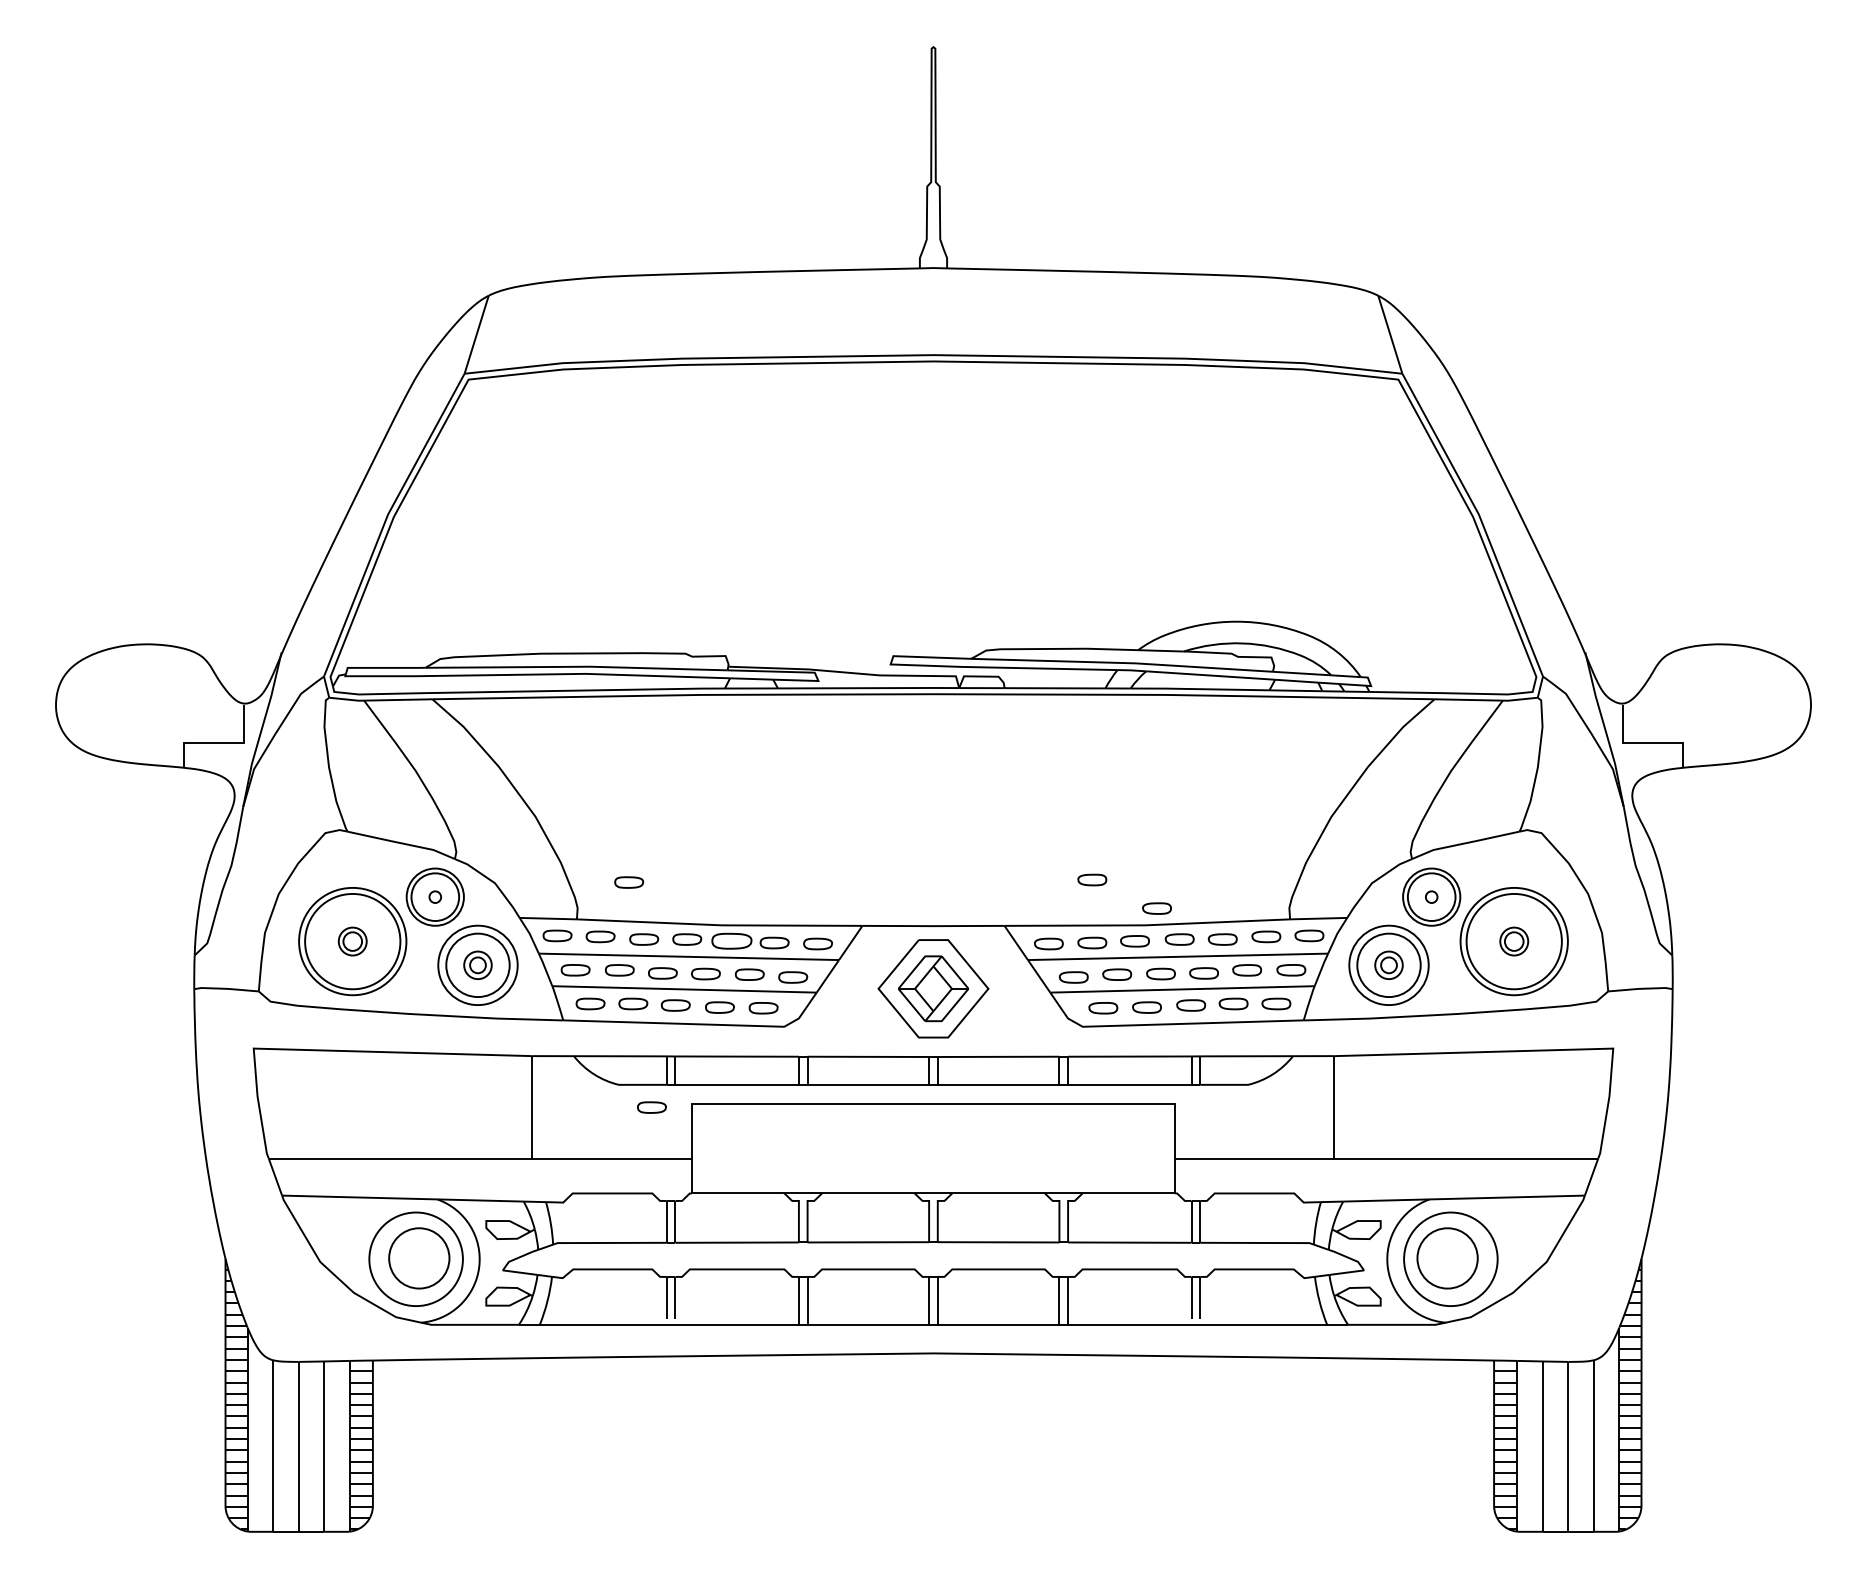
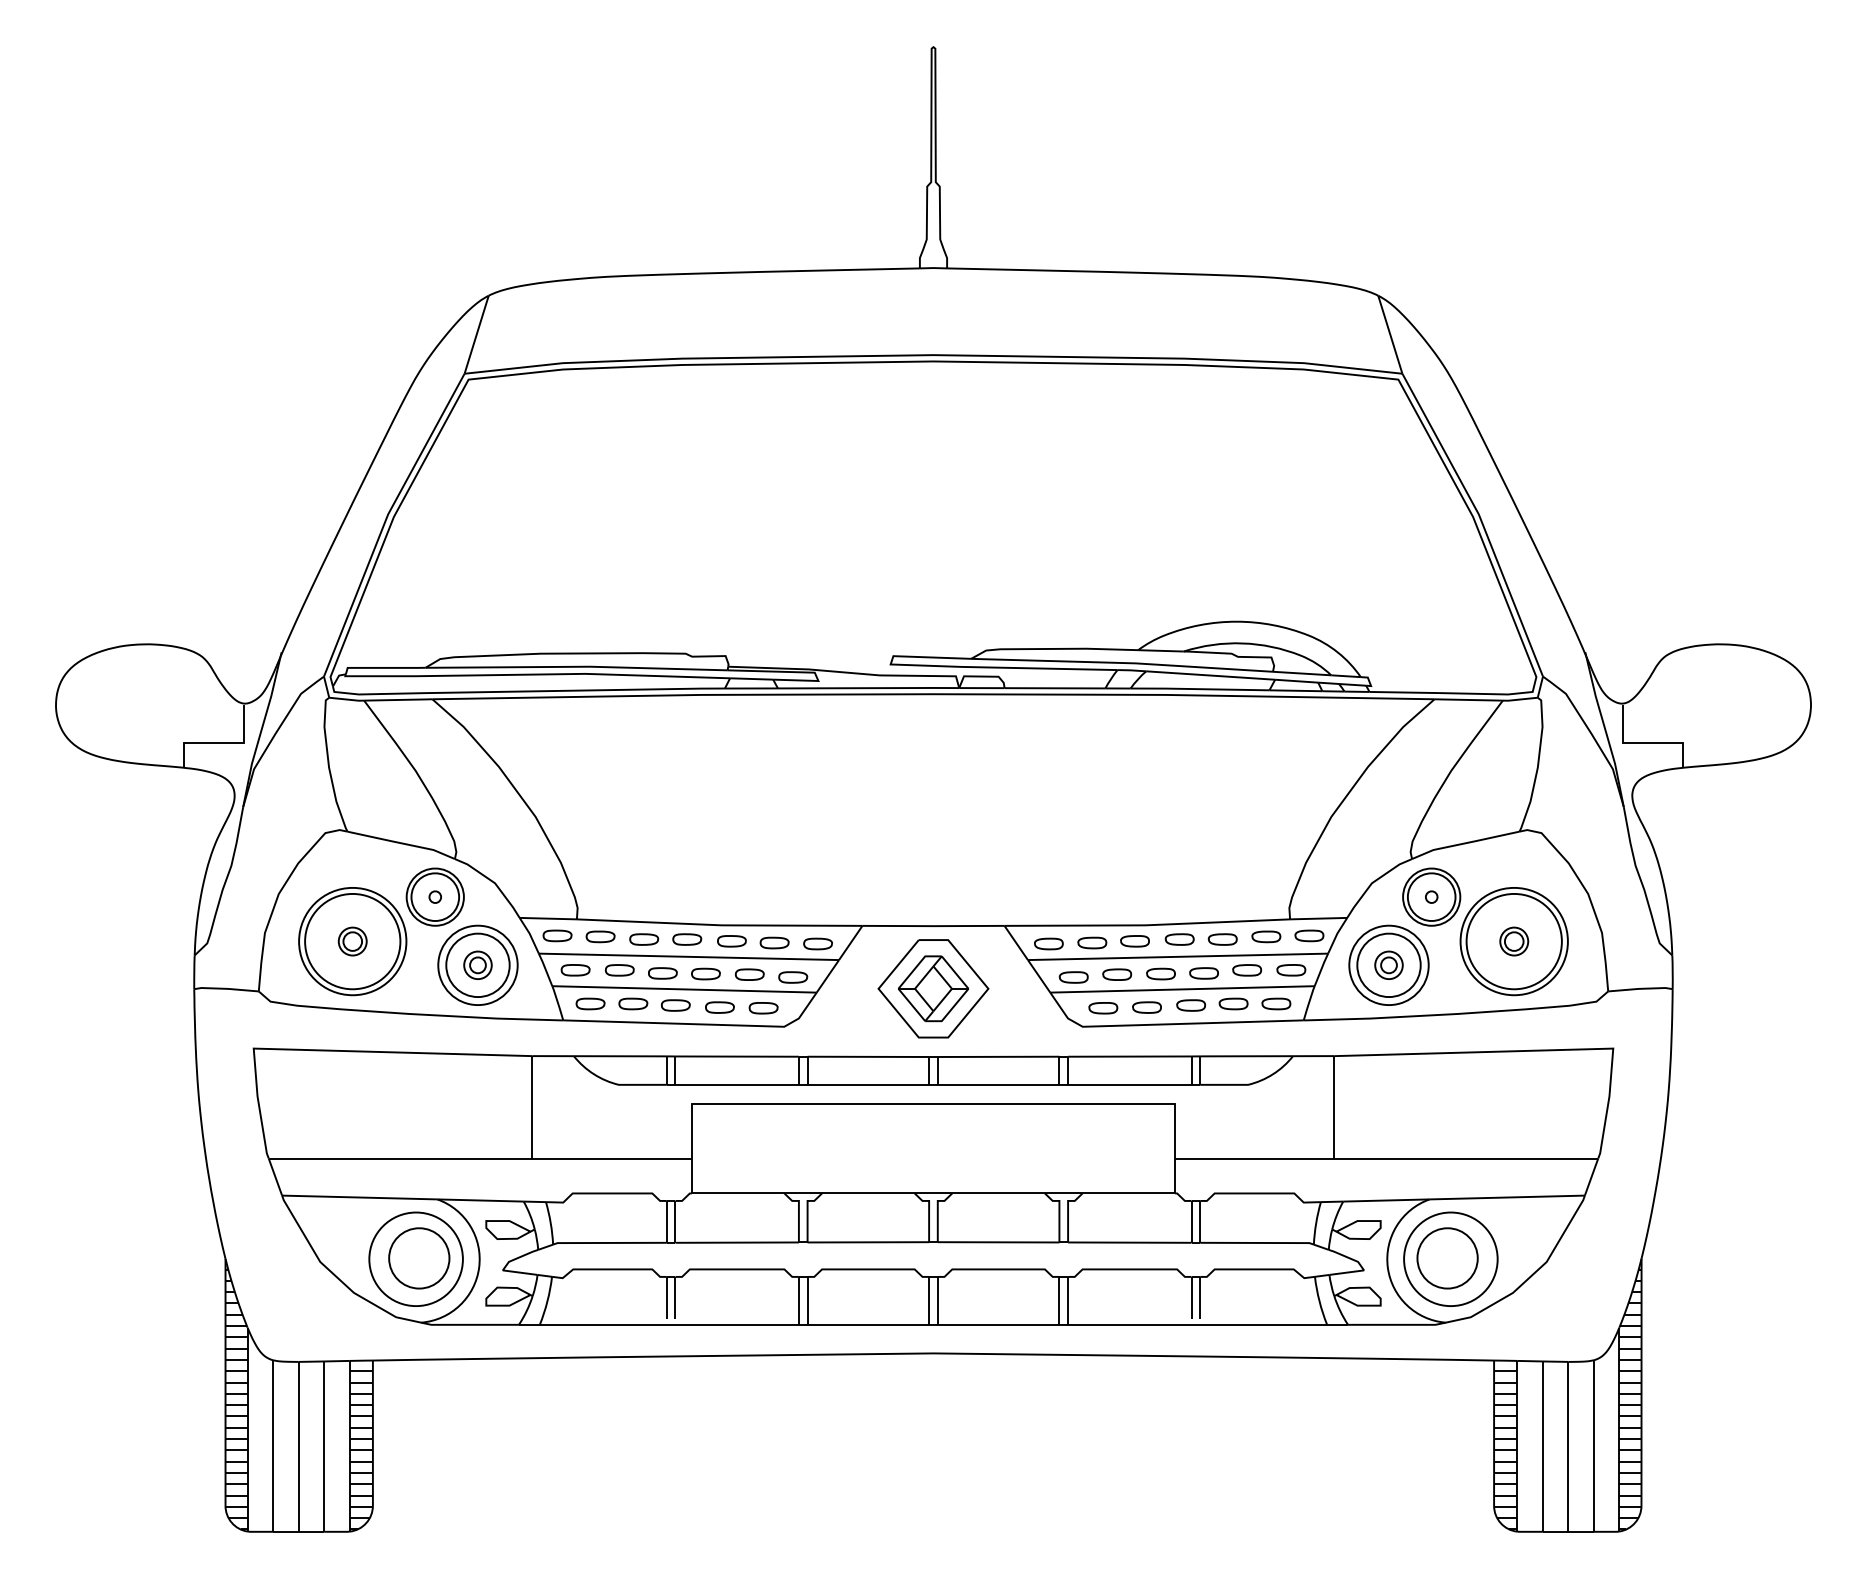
part: present -> none (1092, 879)
part: present -> none (629, 882)
part: present -> none (1156, 908)
part size: 42x18 px -> 30x13 px (731, 941)
part: present -> none (651, 1107)
